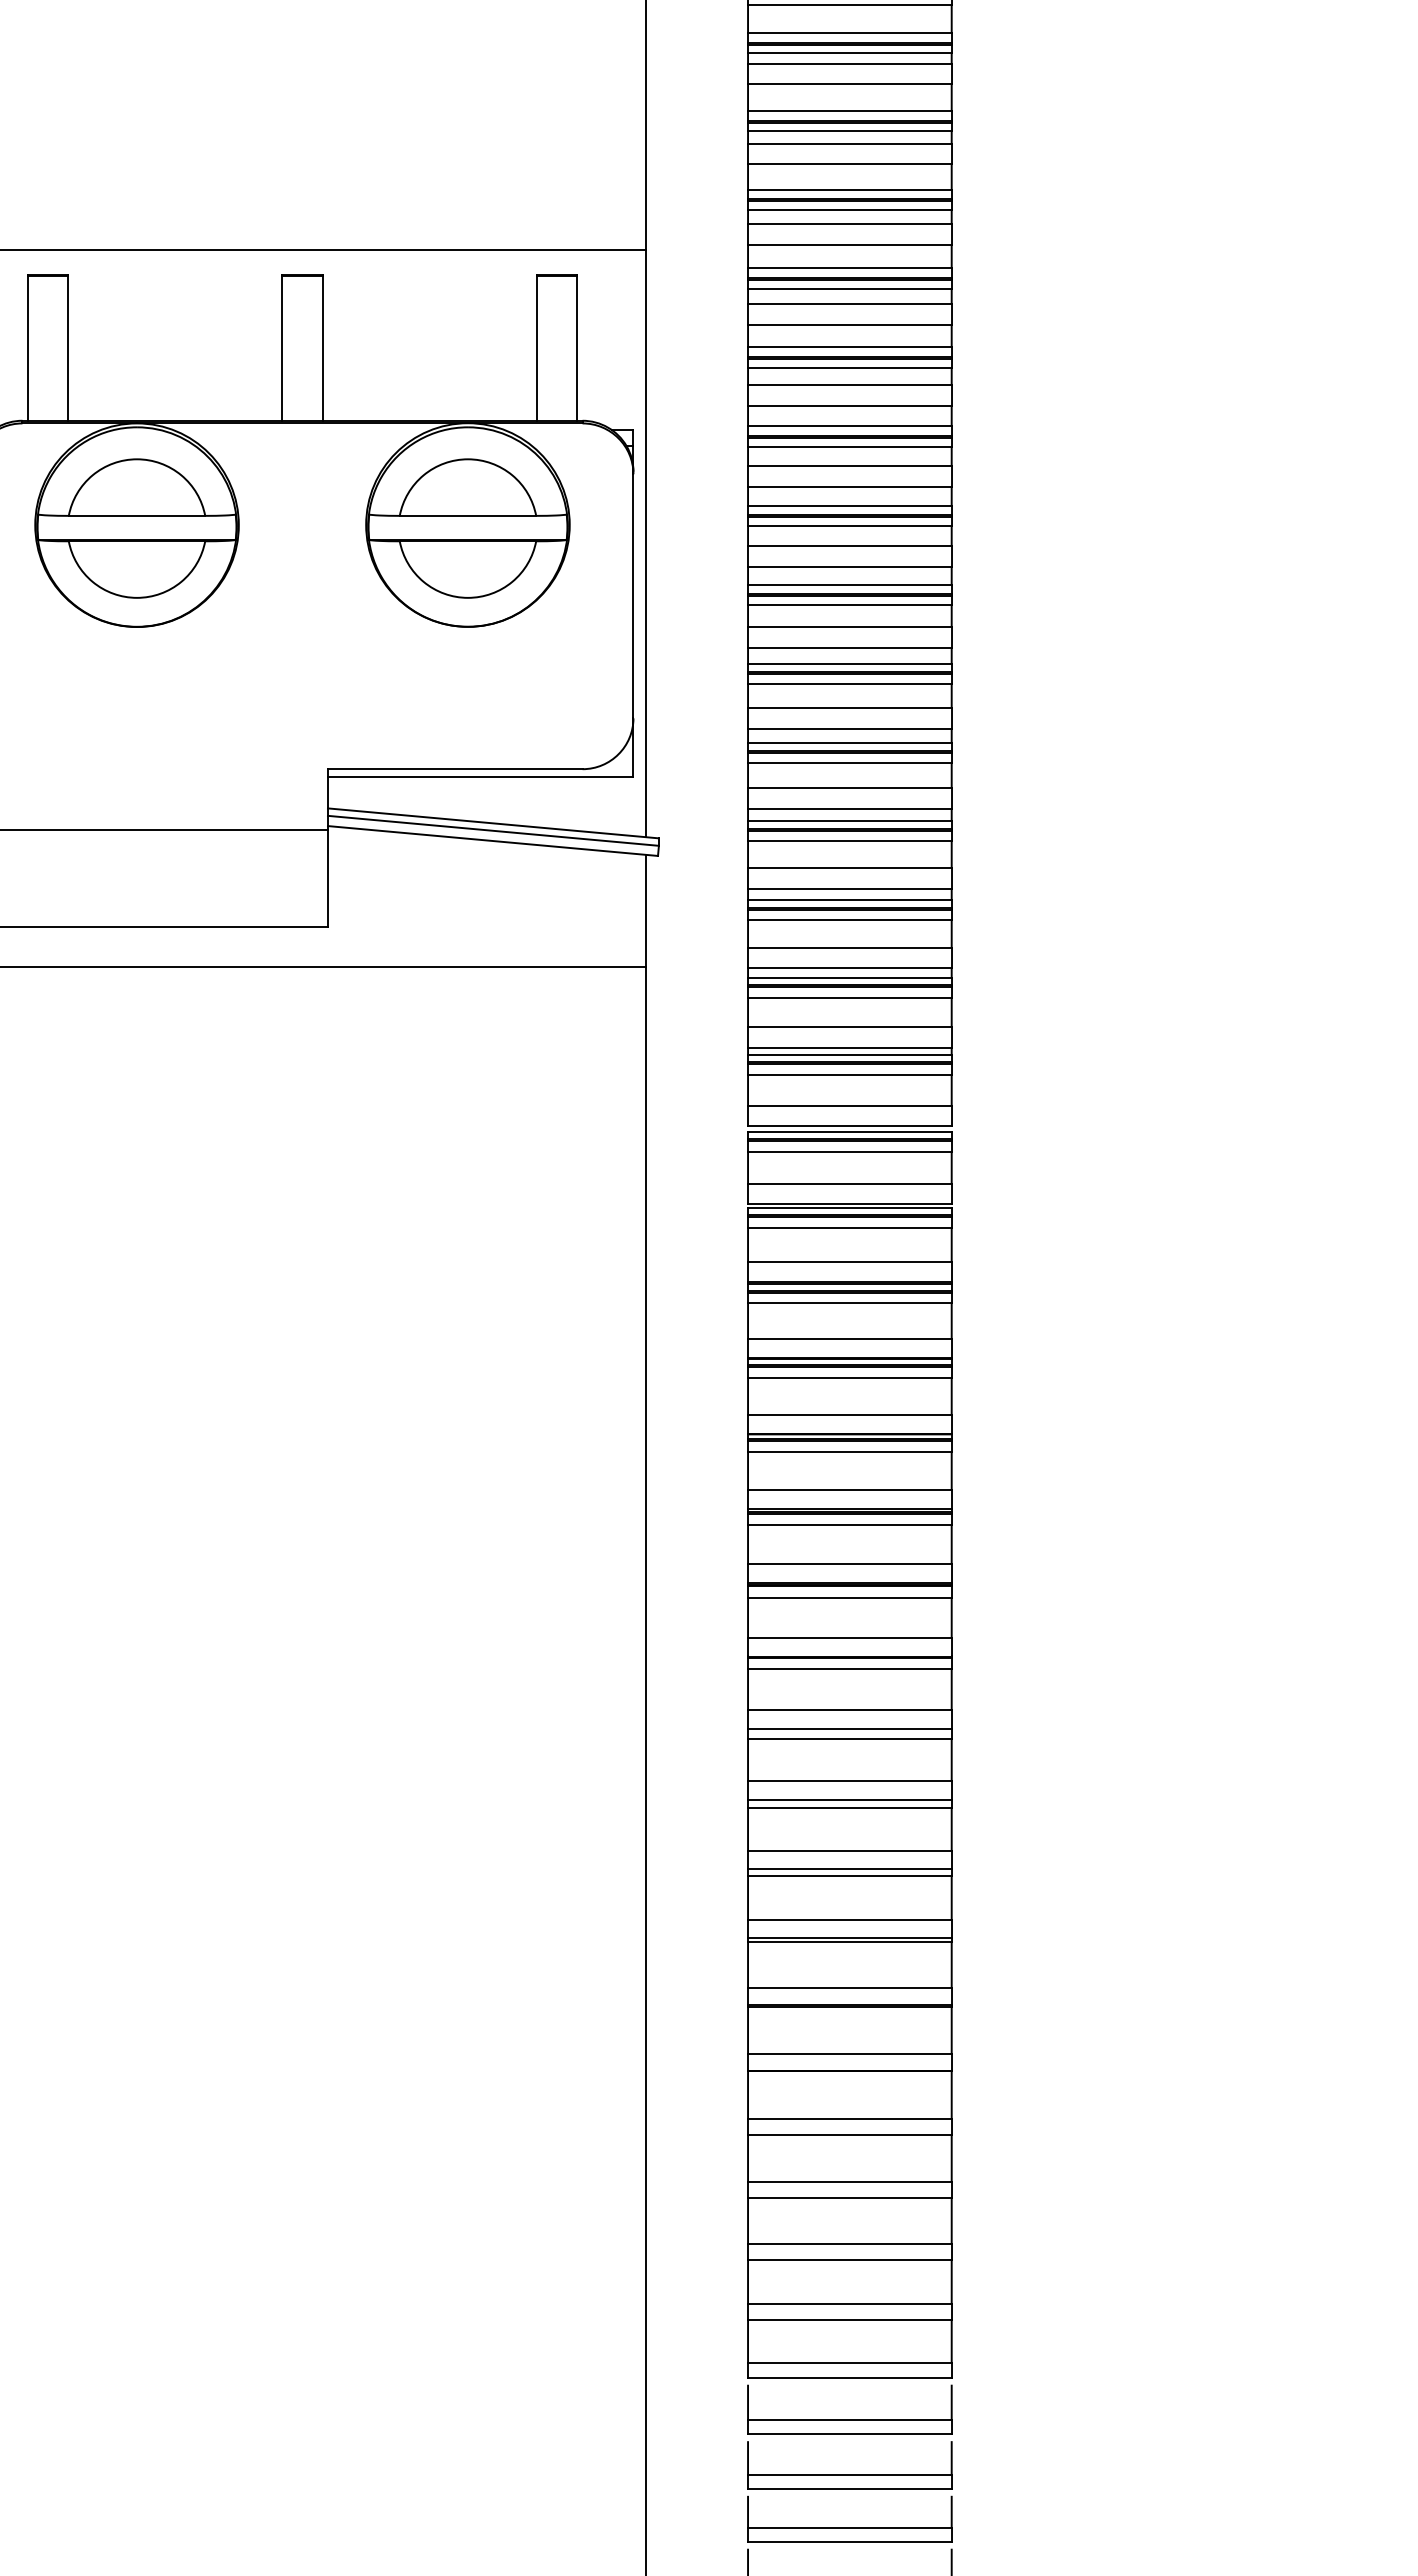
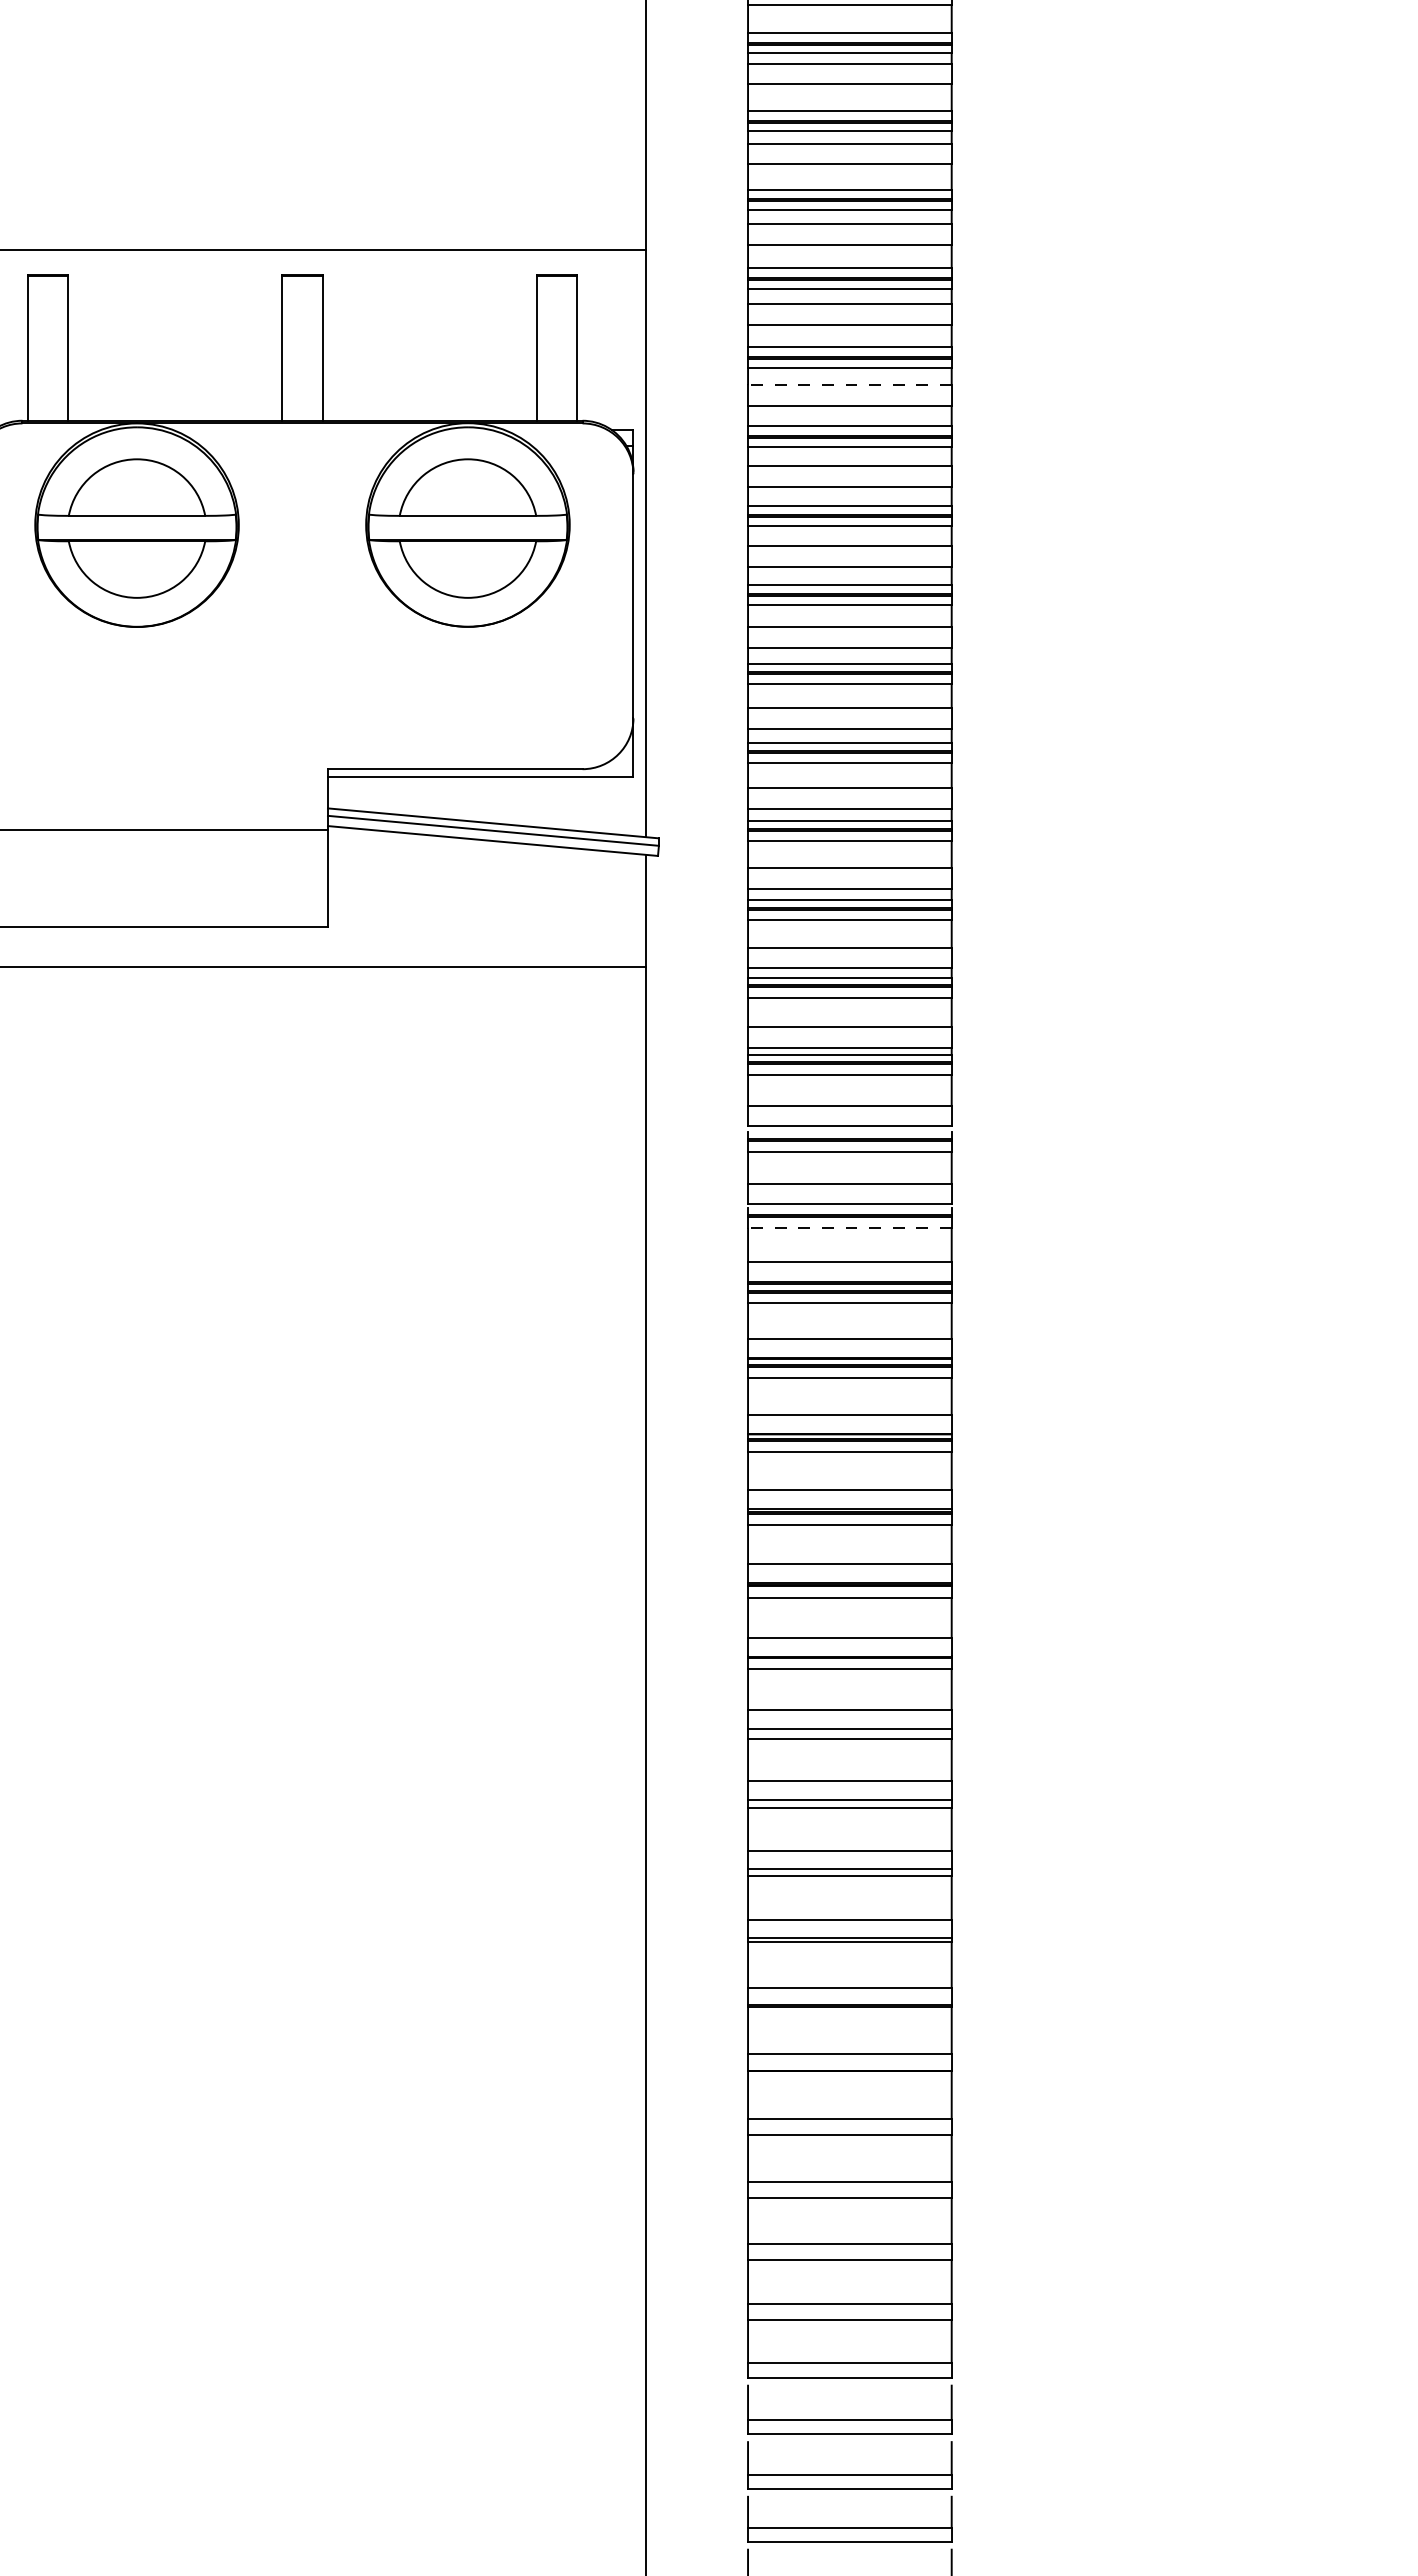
line: solid -> dashed (849, 385)
line: present -> none (849, 1131)
line: present -> none (849, 1208)
line: solid -> dashed (849, 1227)
